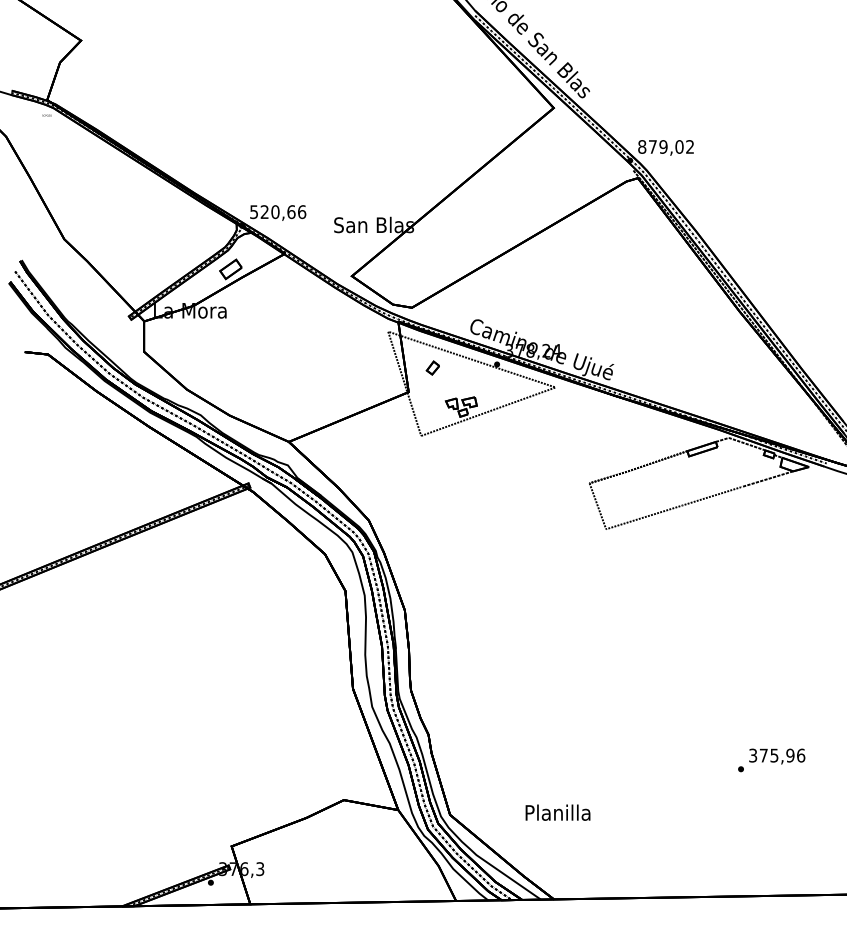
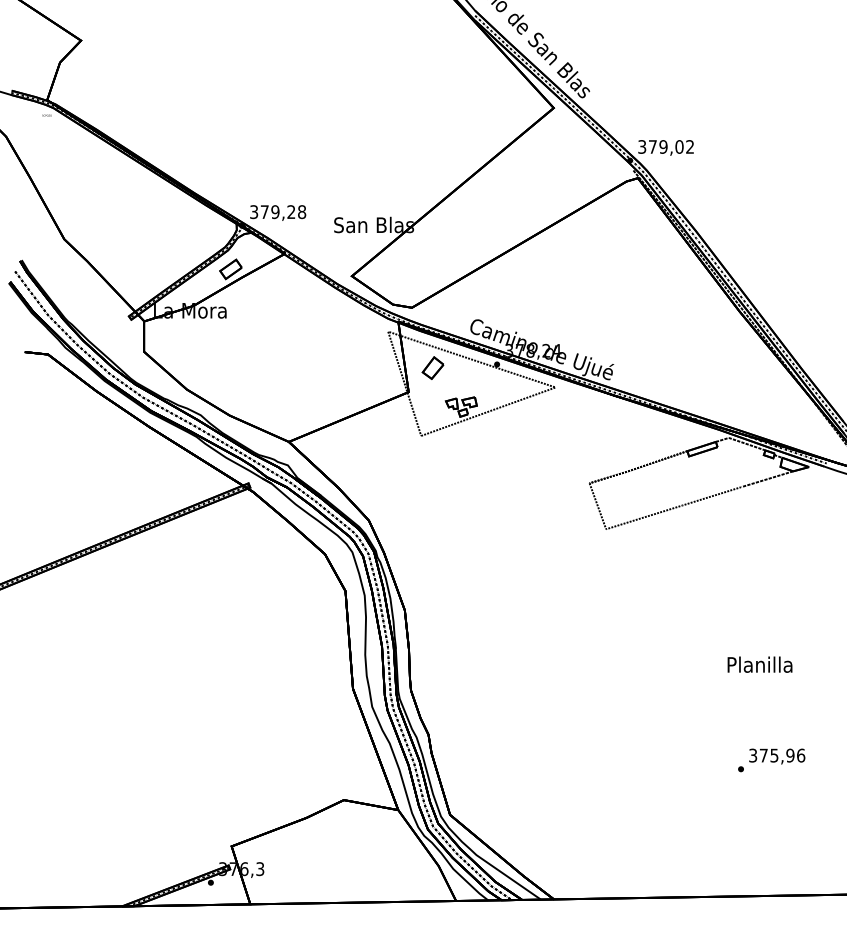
text: 879,02 -> 379,02 (642, 146)
text: 520,66 -> 379,28 (278, 212)
part size: 15x16 px -> 24x24 px (432, 367)
text position: (557, 812) -> (759, 664) (759, 664)
